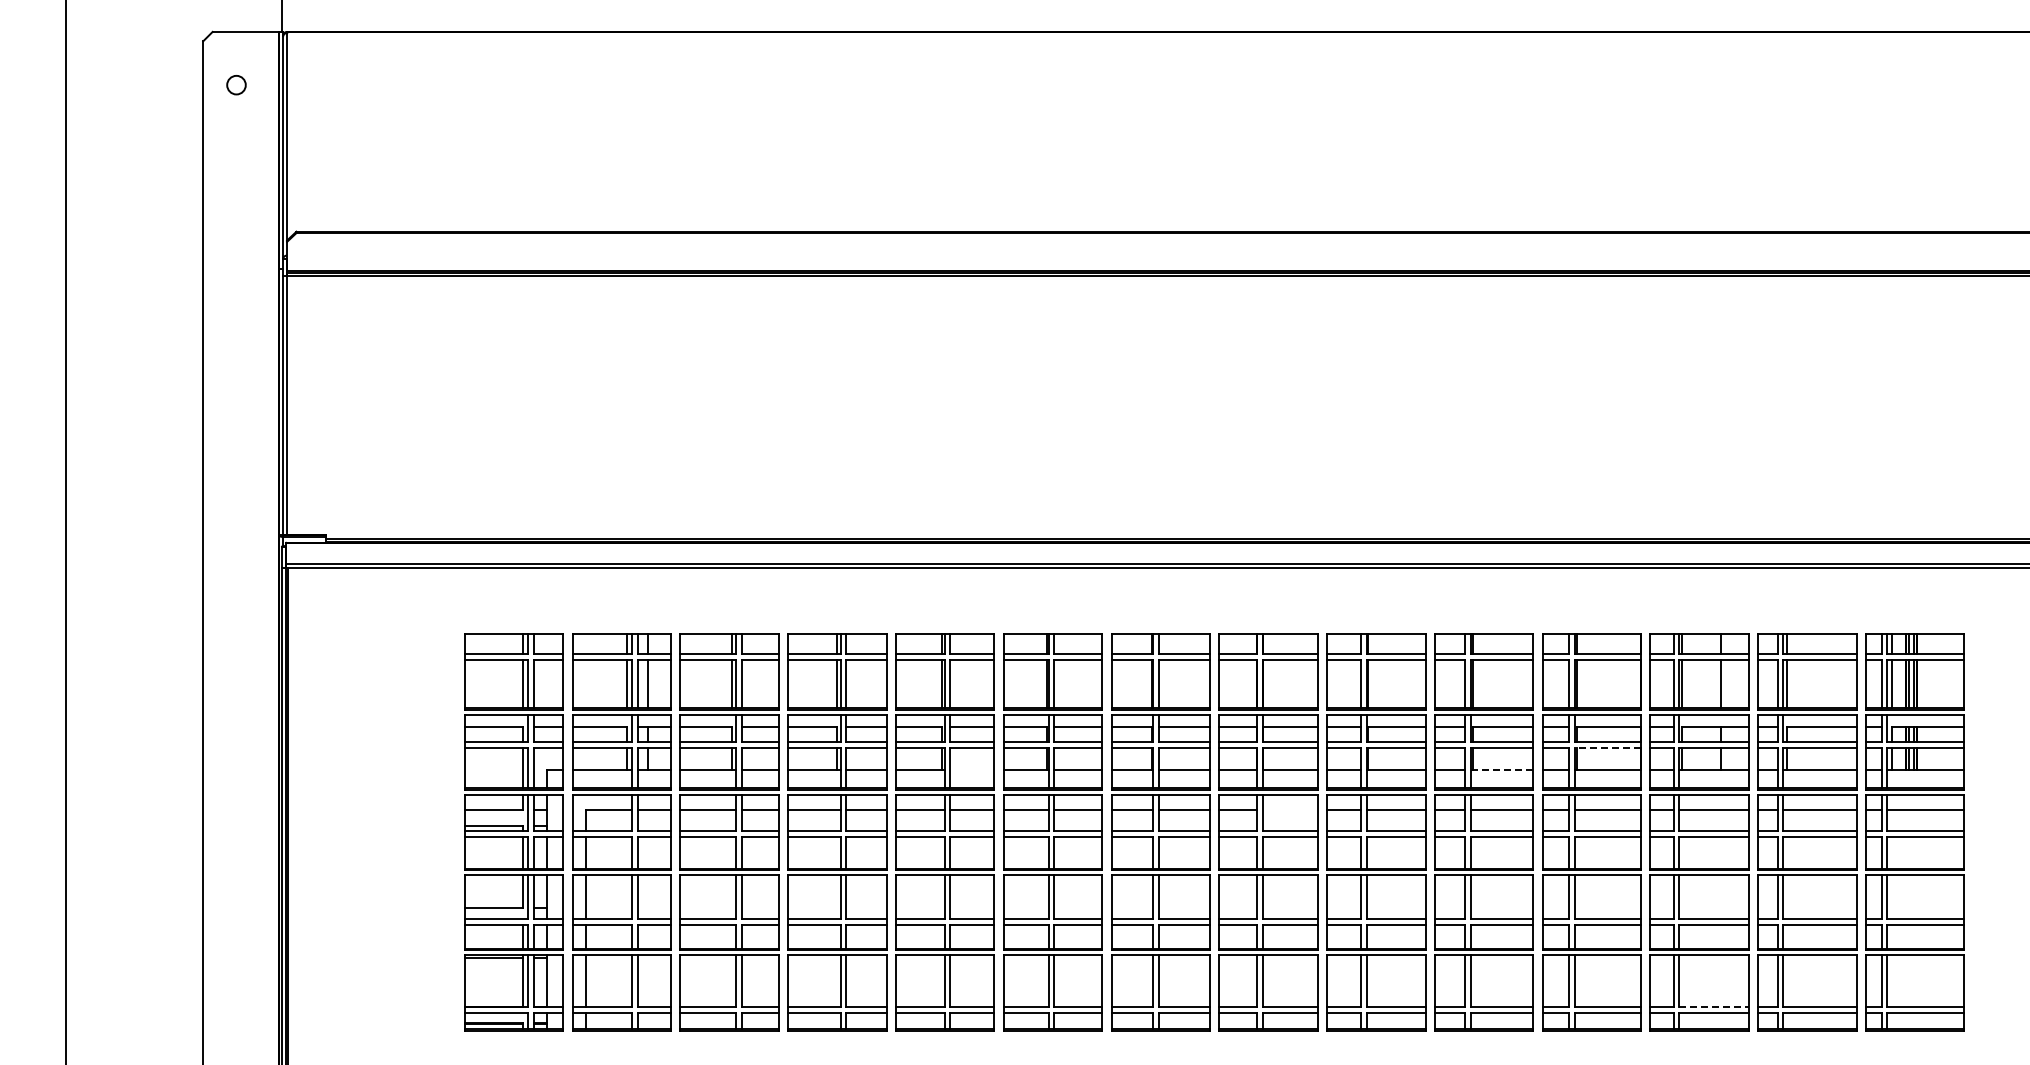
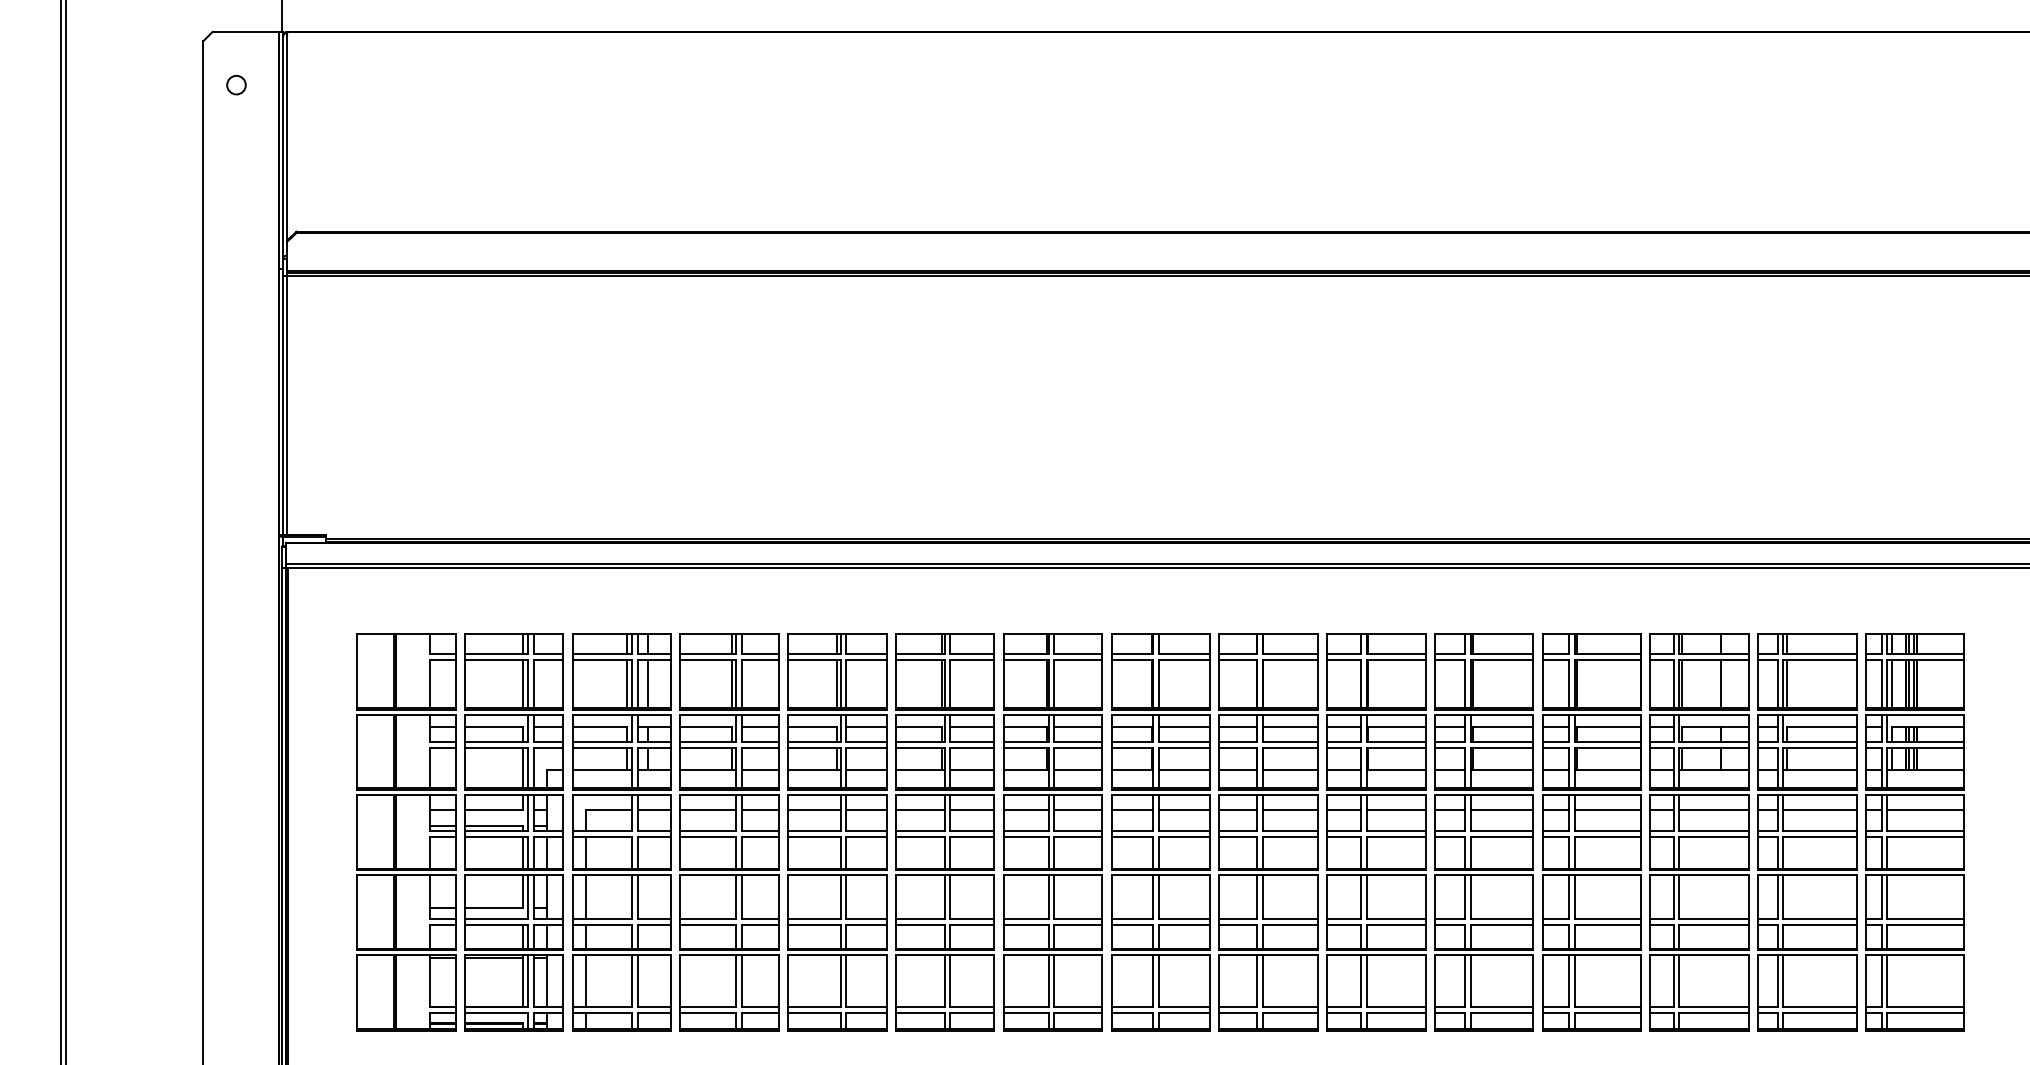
line: none -> present (60, 531)
line: dashed -> solid (1607, 748)
line: none -> present (972, 770)
line: dashed -> solid (1502, 770)
line: none -> present (1289, 810)
part: none -> present (406, 832)
line: dashed -> solid (1714, 1007)
